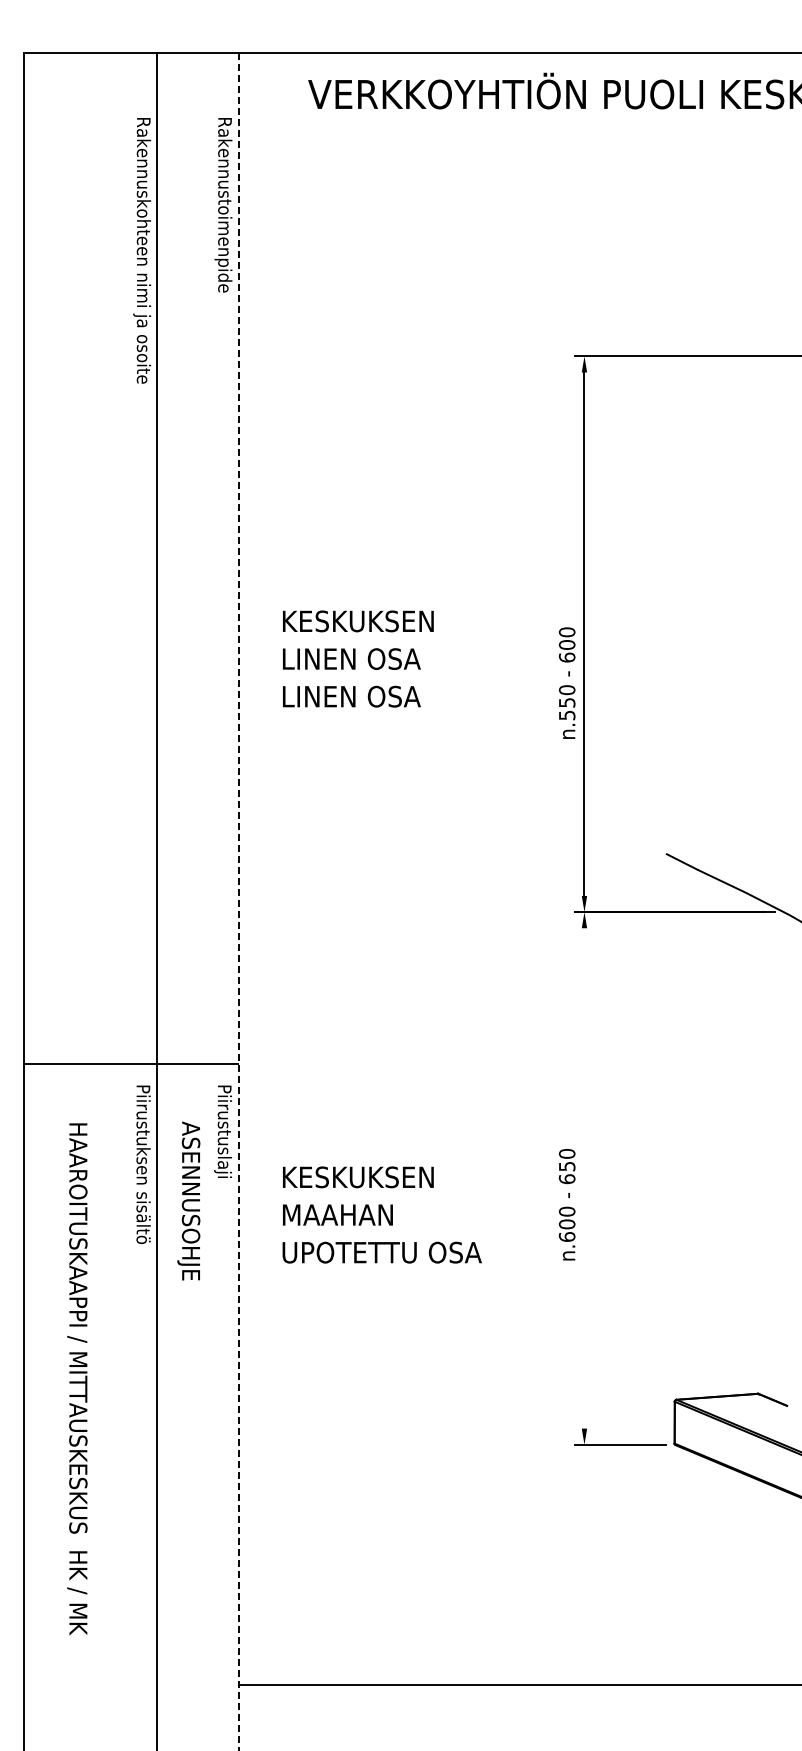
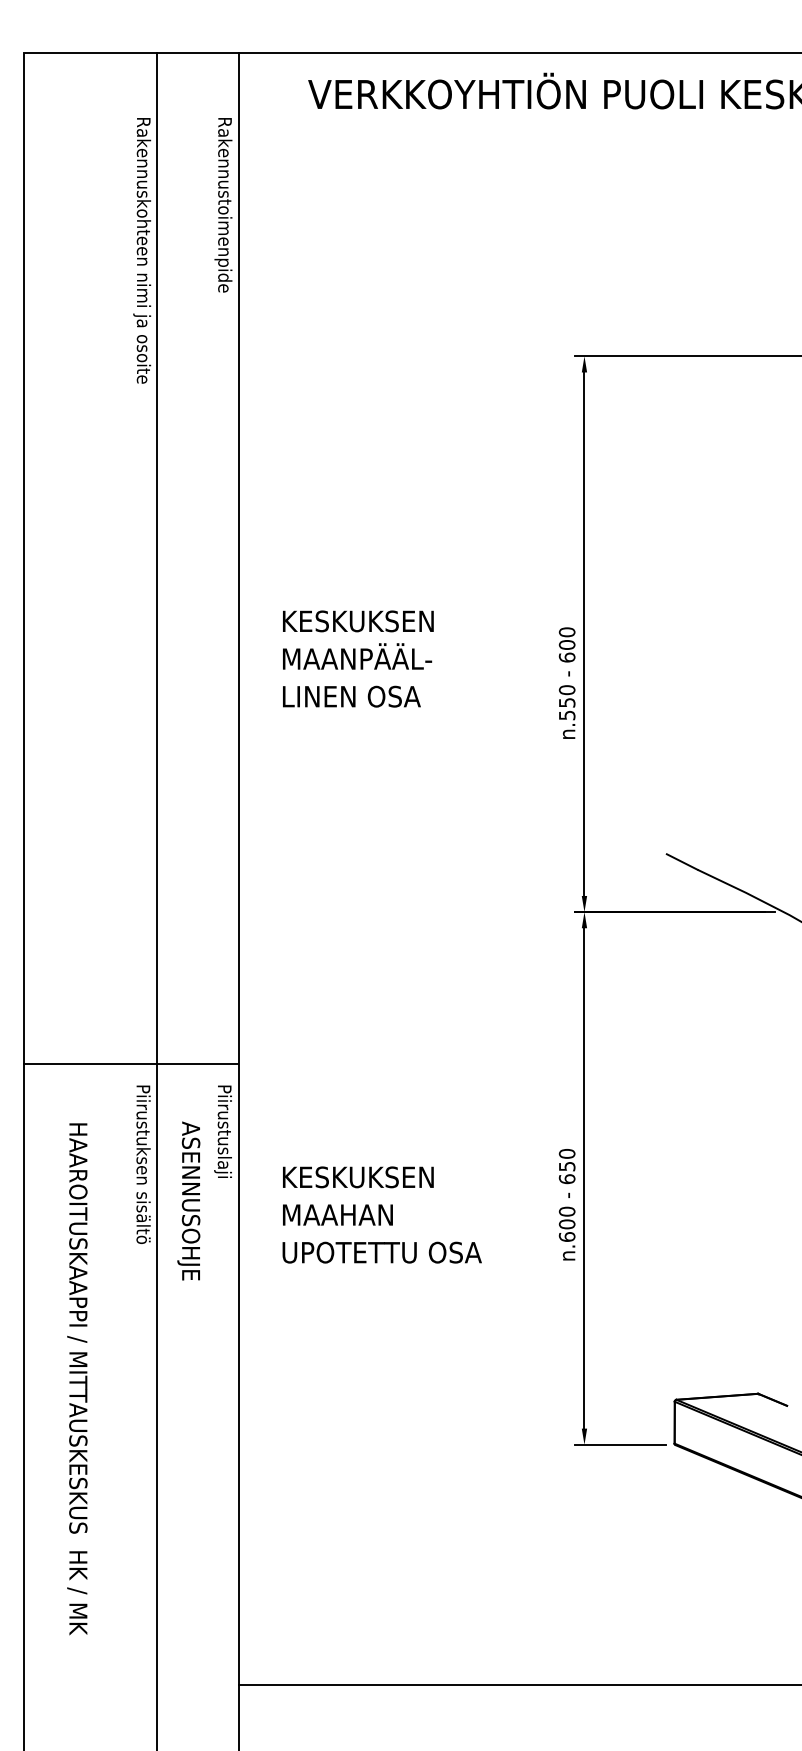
text: LINEN OSA -> MAANPÄÄL- (358, 656)
line: dashed -> solid (238, 901)
line: none -> present (584, 1178)
